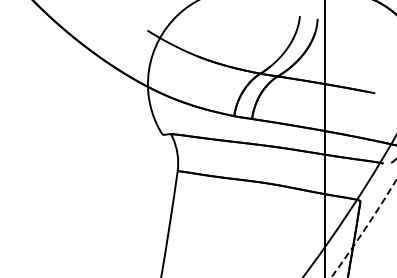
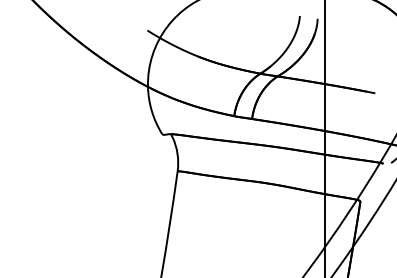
arc: dashed -> solid (364, 229)
